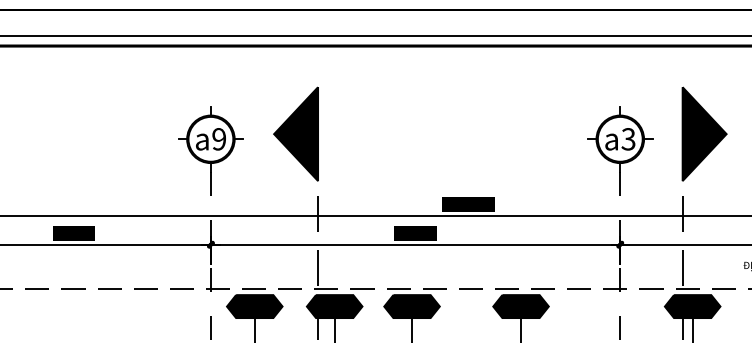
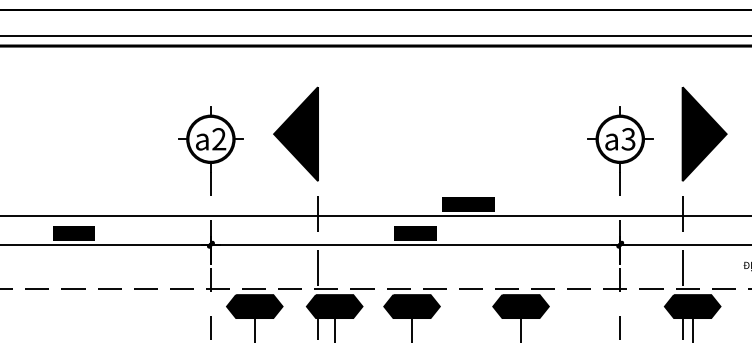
text: a9 -> a2 (219, 139)
